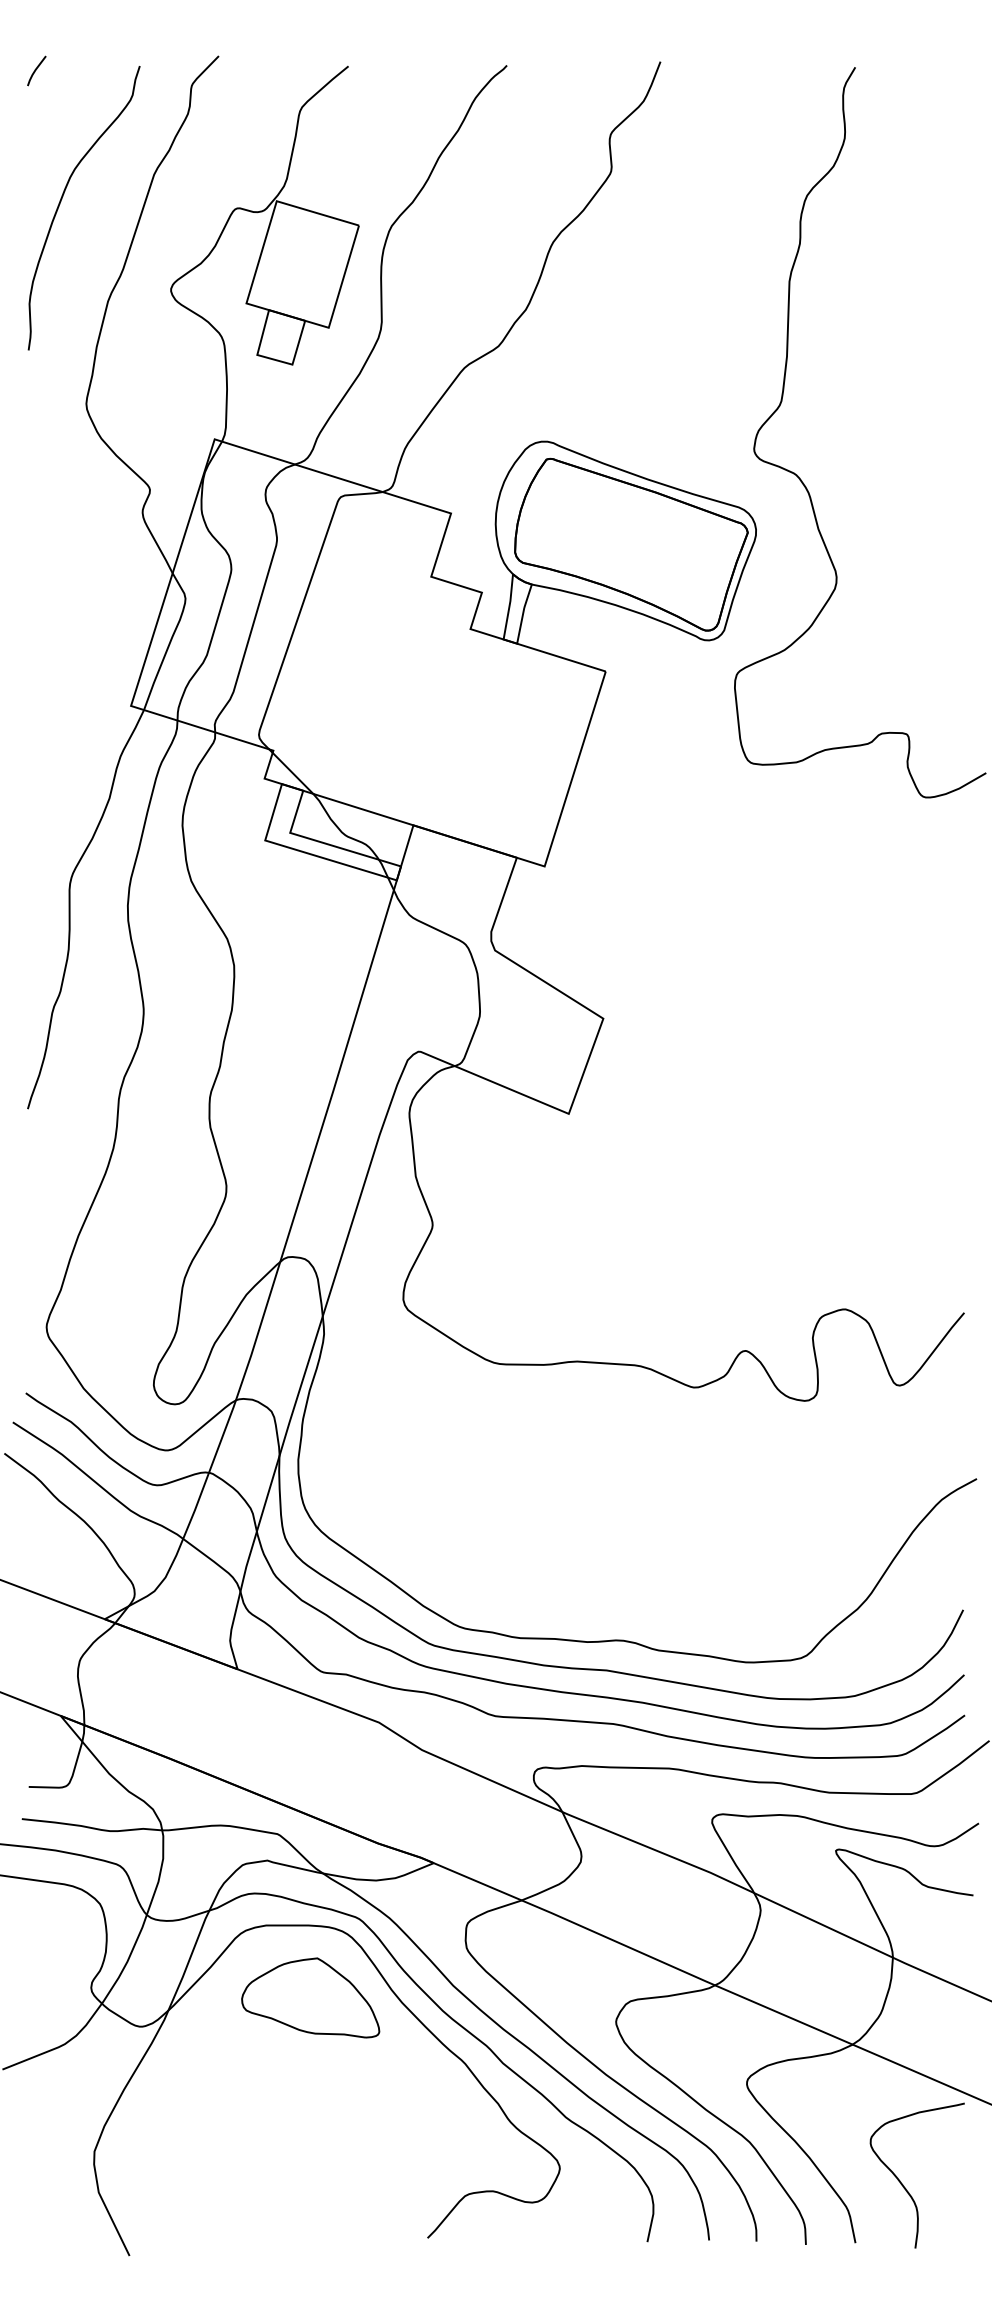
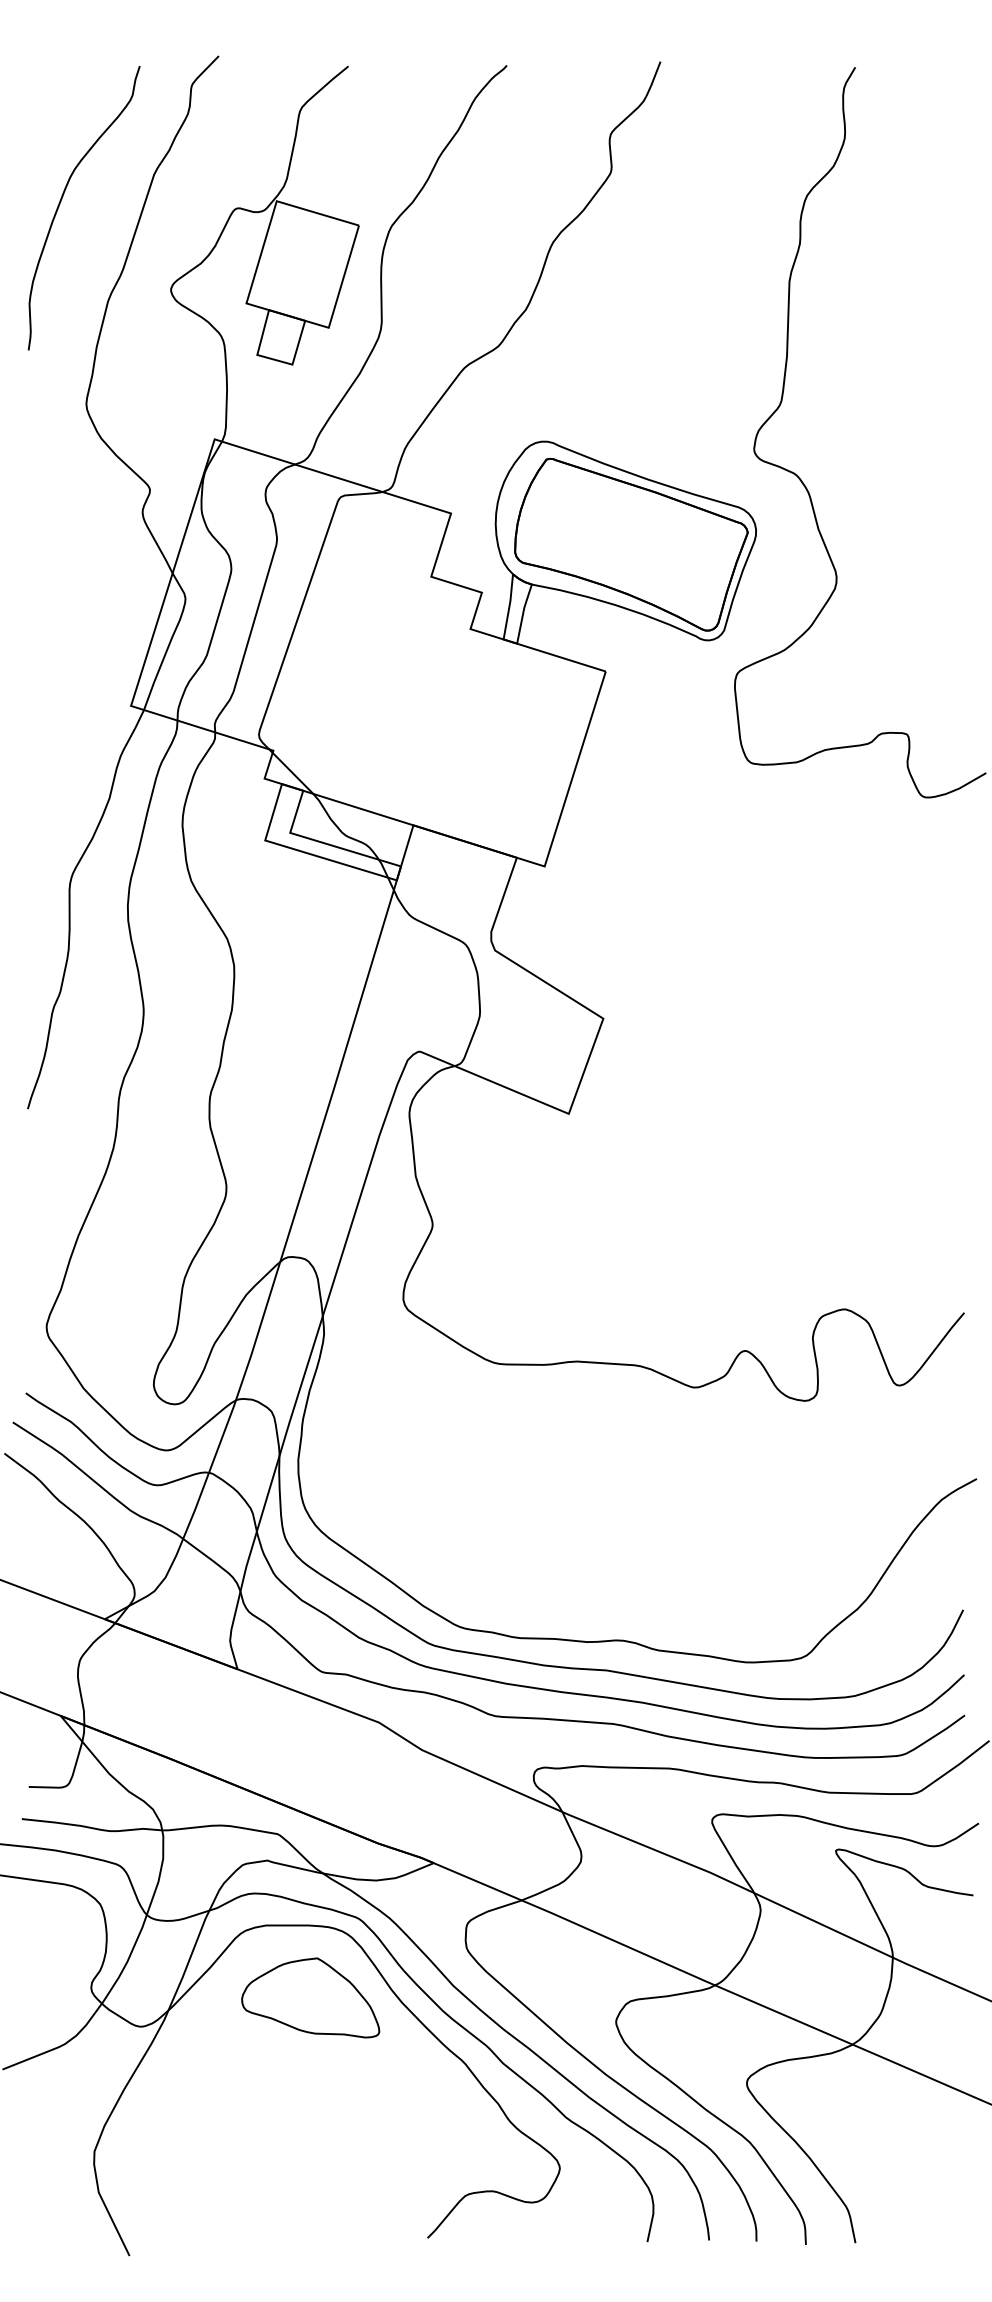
line: present -> none (36, 70)
curve: present -> none (903, 2184)
